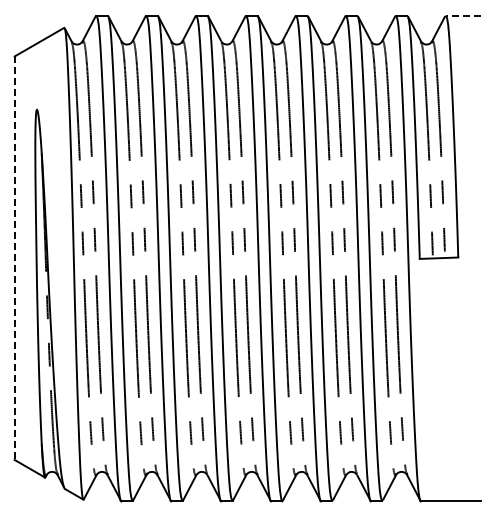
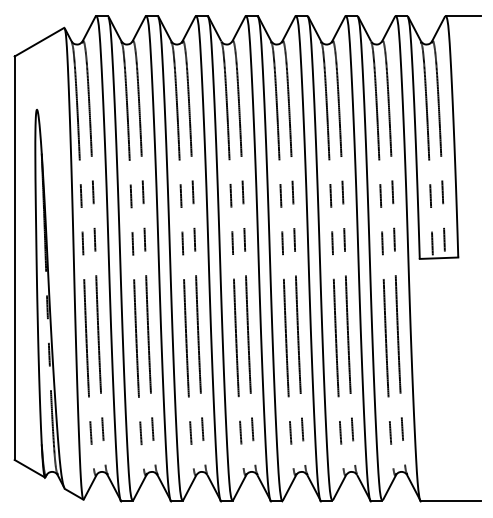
line: dashed -> solid (463, 15)
line: dashed -> solid (14, 258)
